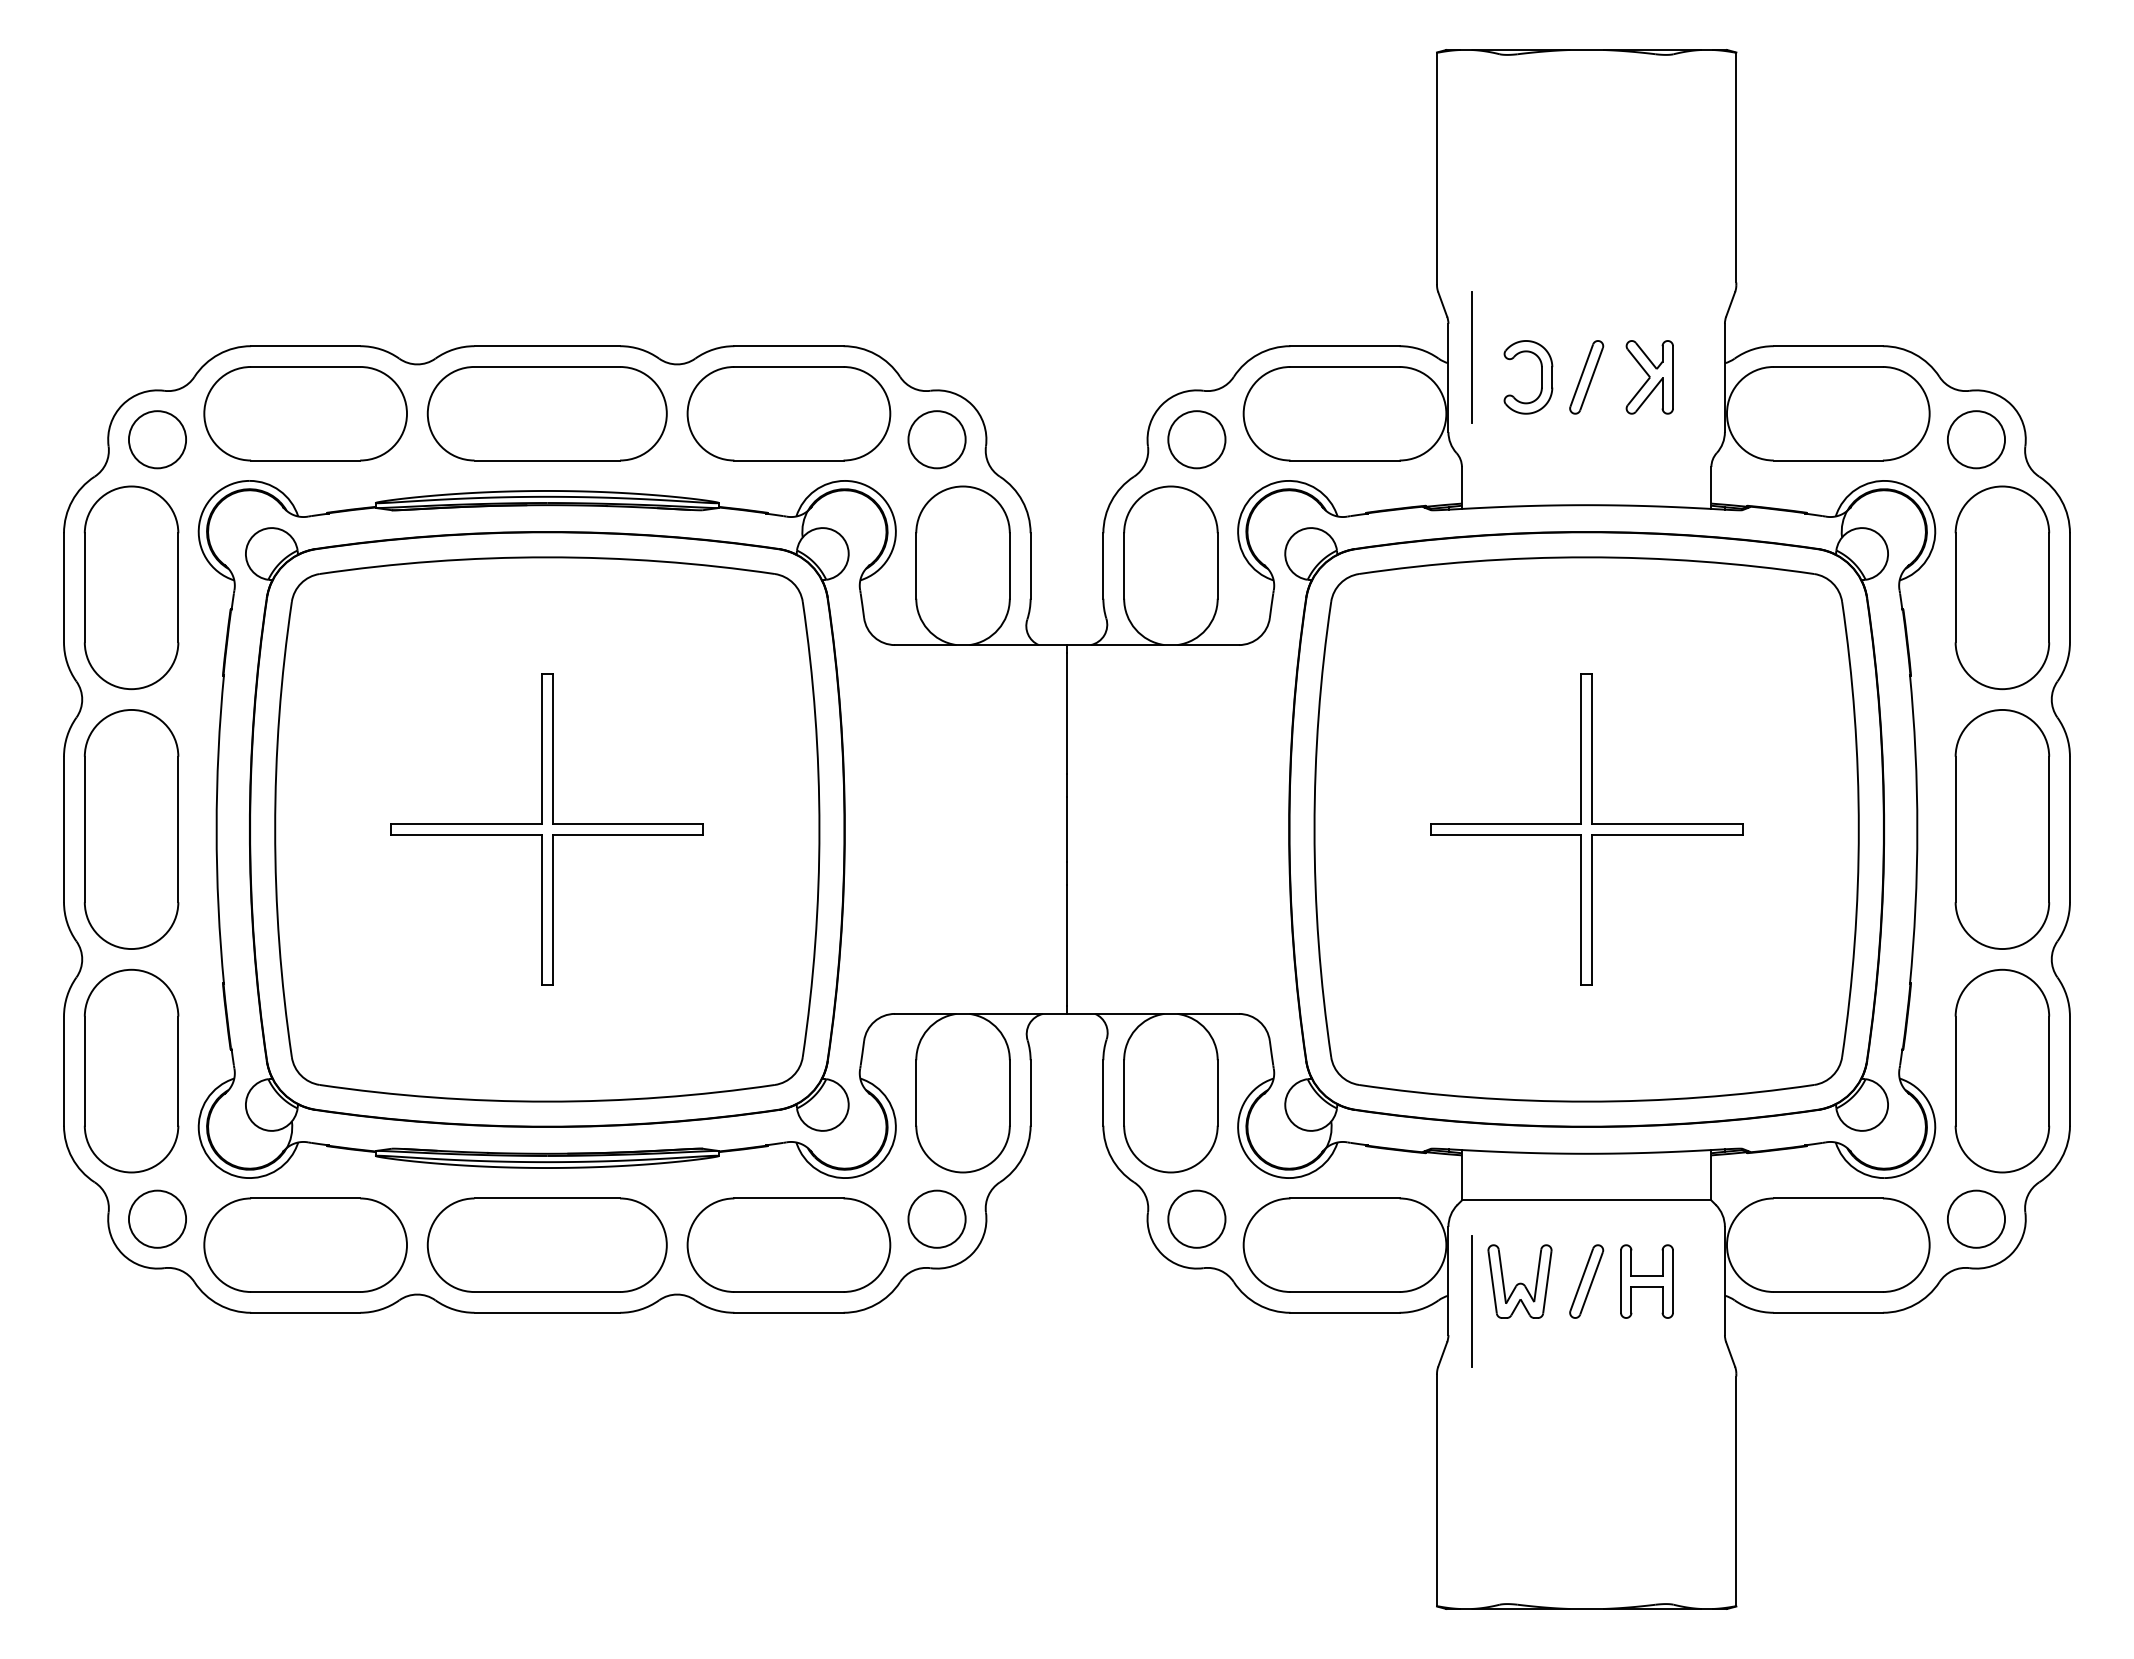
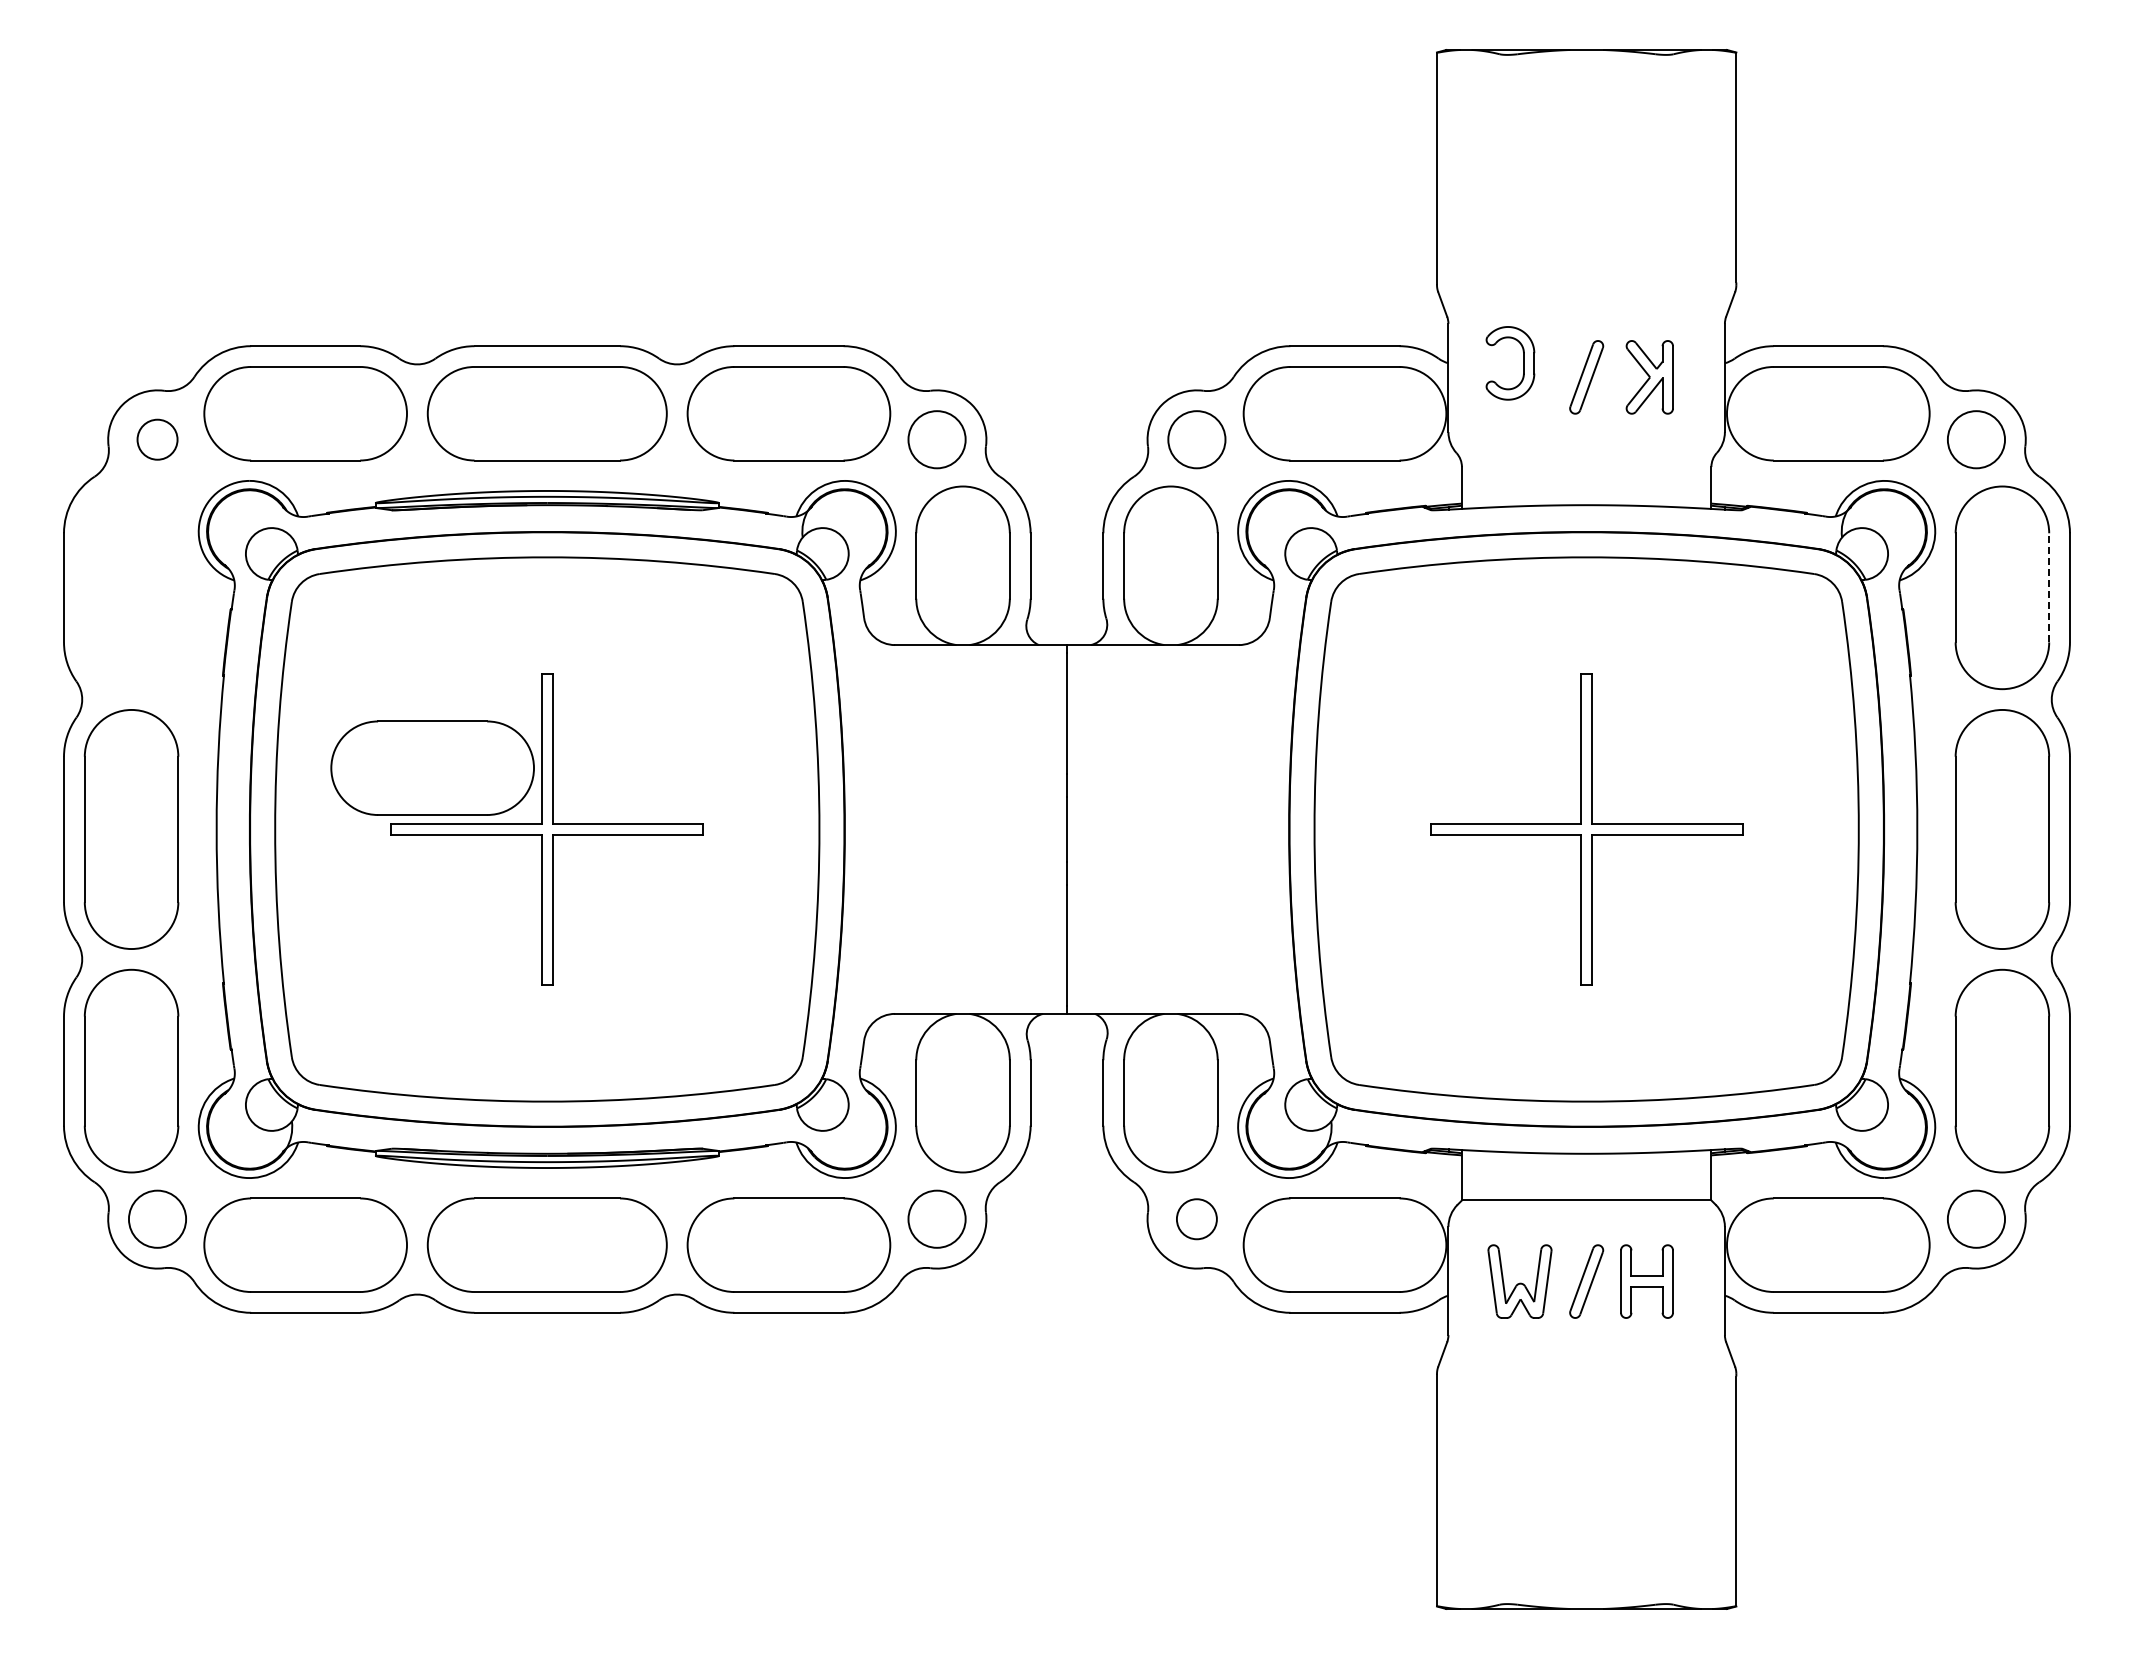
line: present -> none (1472, 357)
part position: (1541, 377) -> (1523, 363) (1523, 363)
circle diameter: 57 px -> 40 px (157, 439)
part: present -> none (131, 587)
line: solid -> dashed (2049, 587)
part: none -> present (432, 767)
circle diameter: 57 px -> 40 px (1196, 1219)
line: present -> none (1472, 1300)
